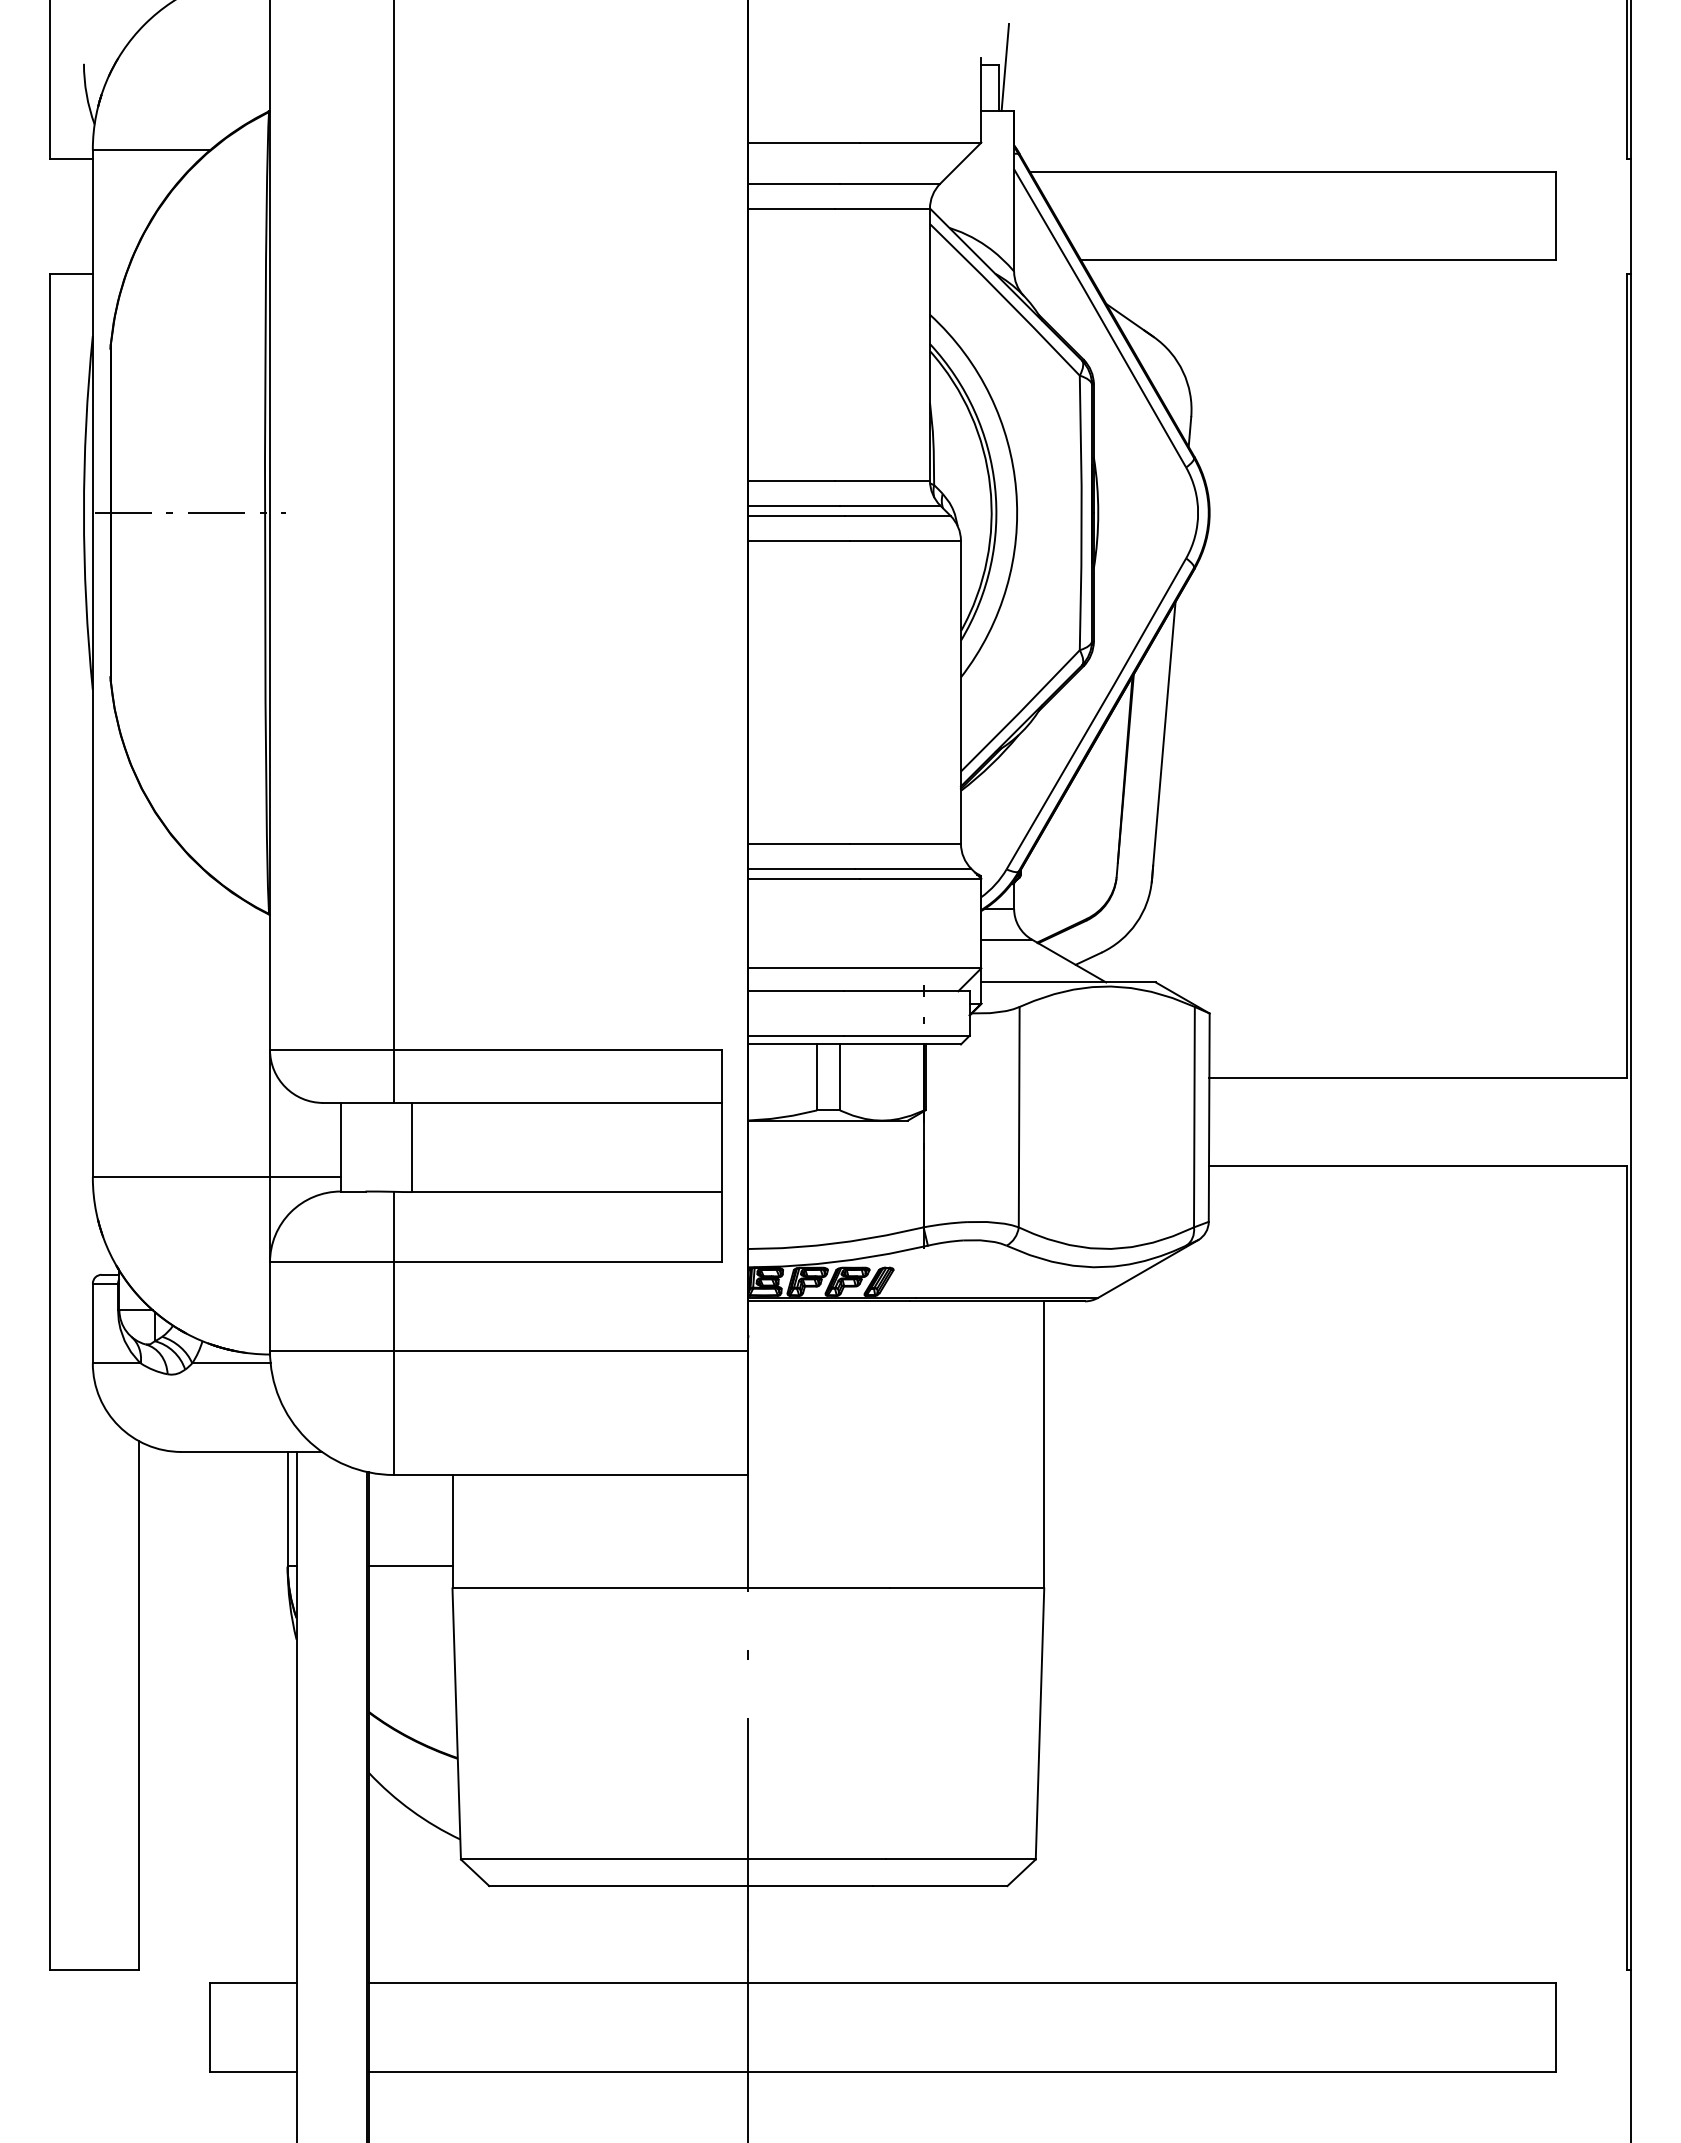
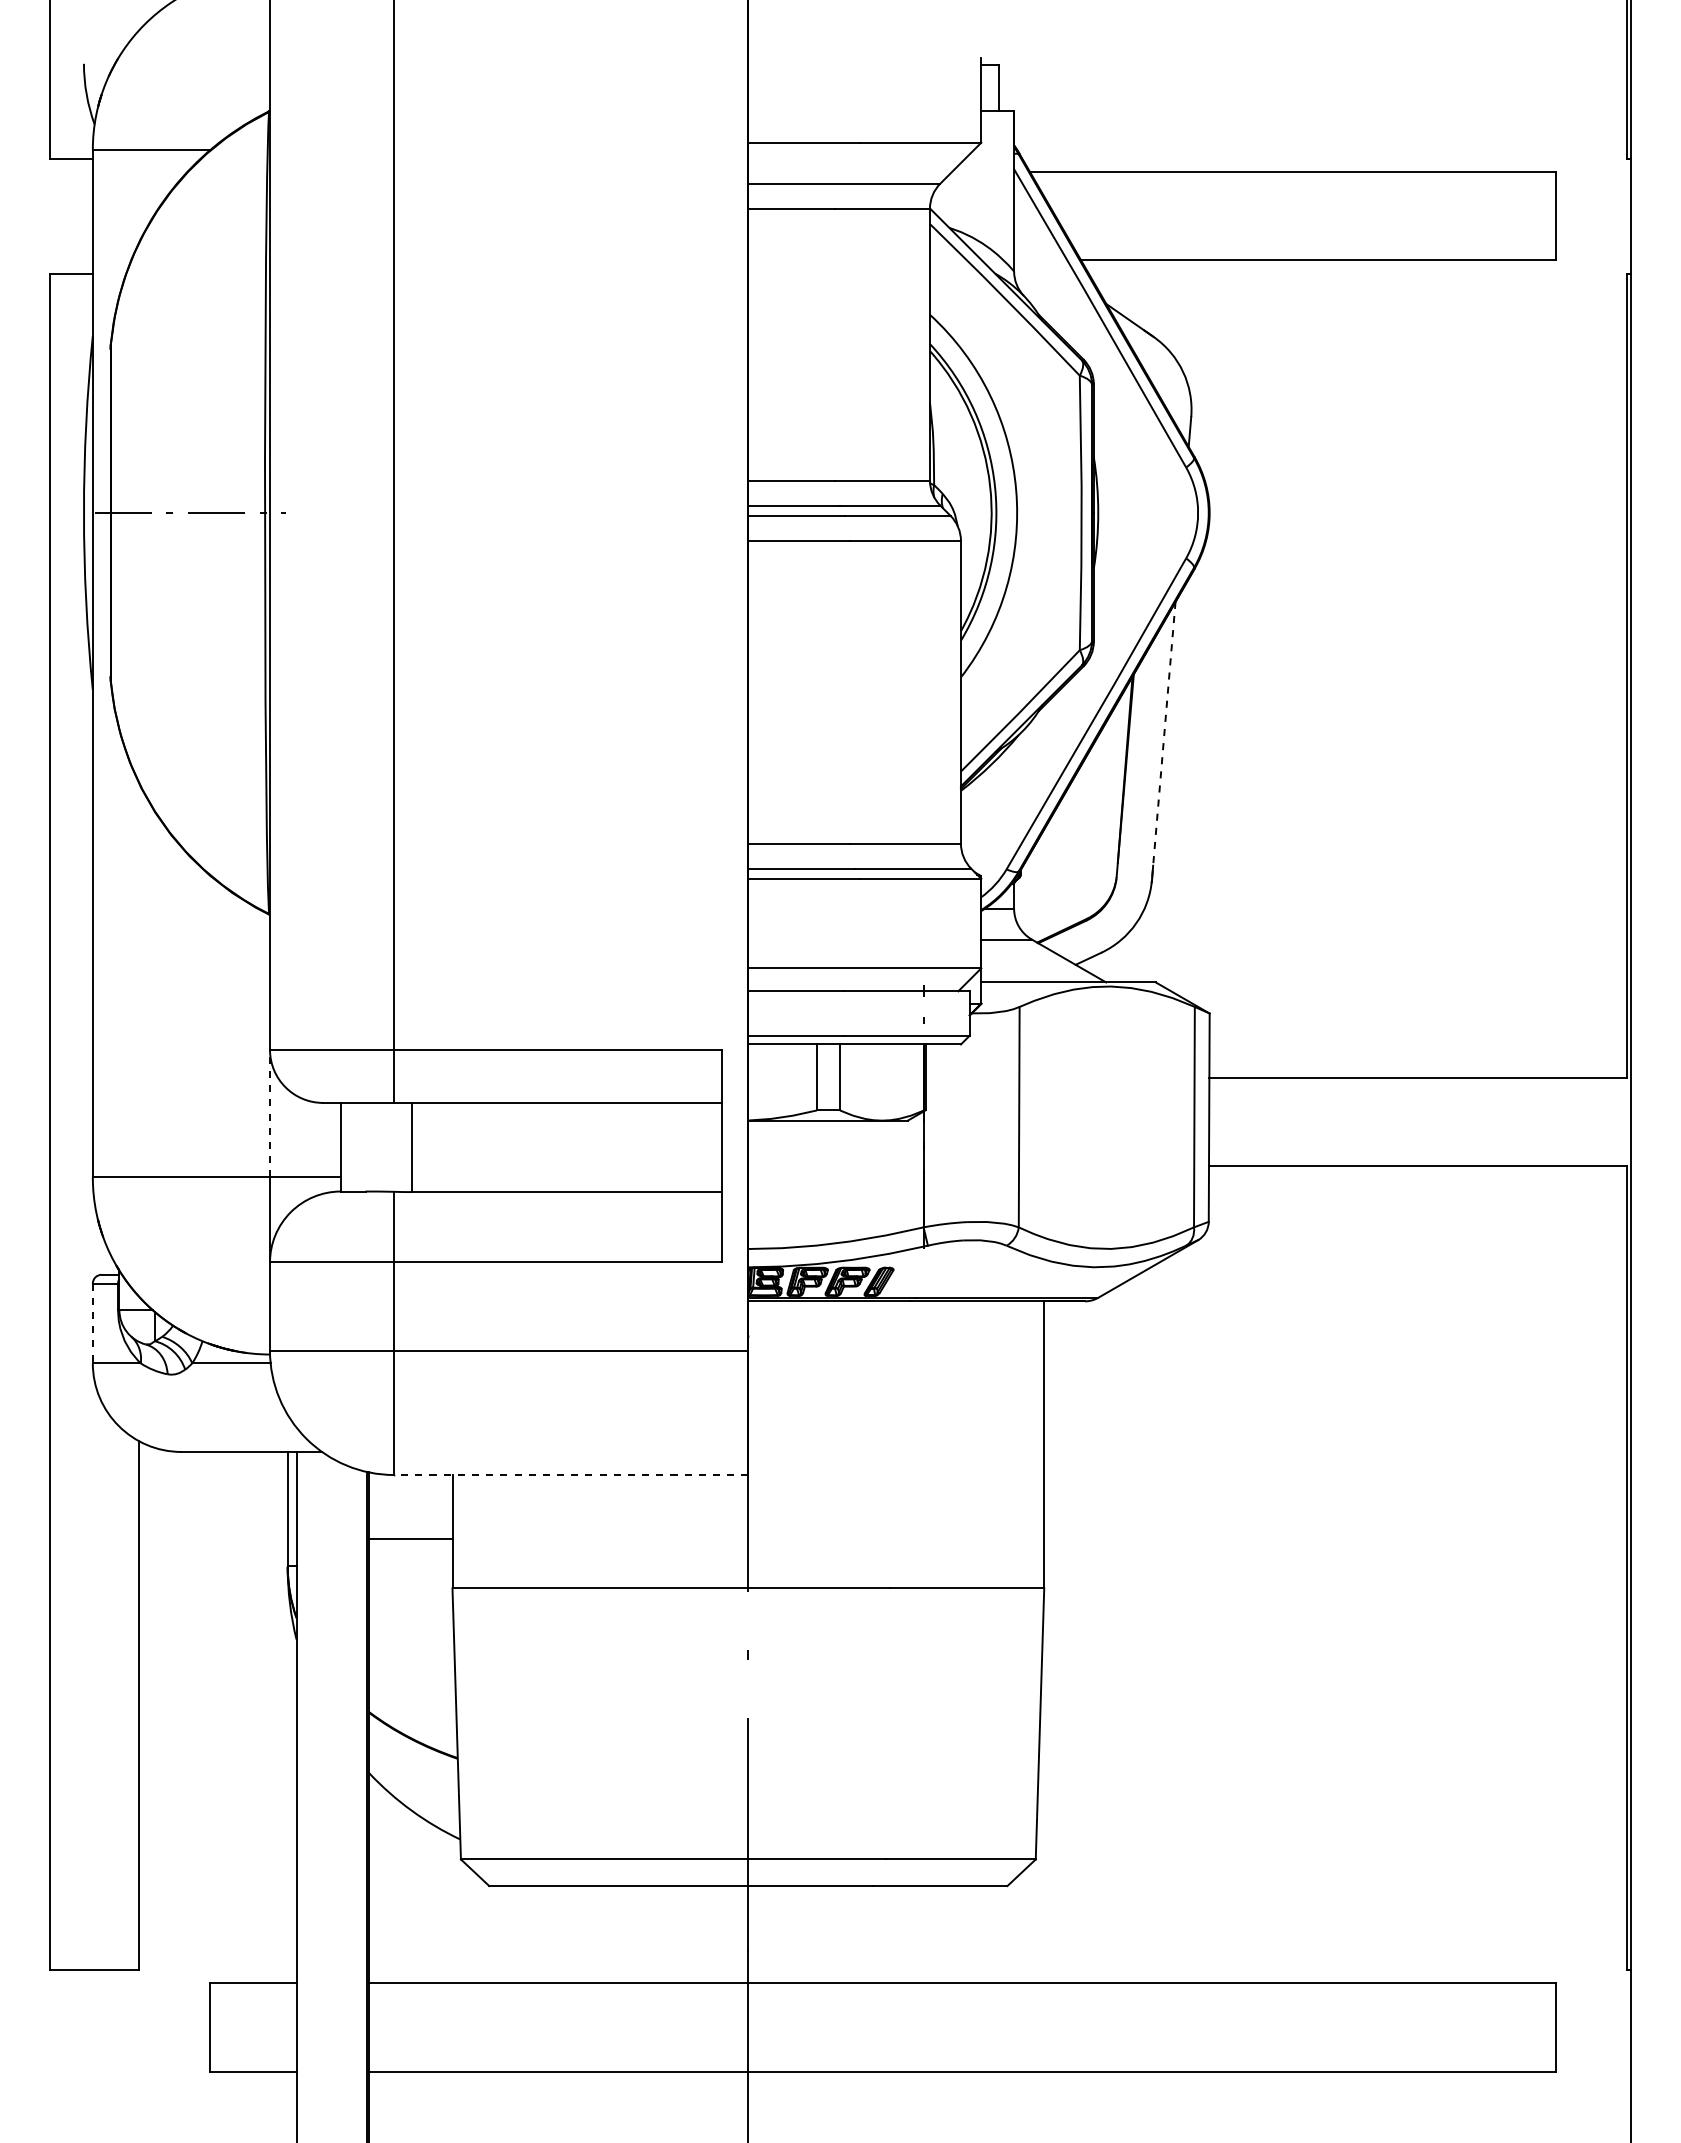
line: present -> none (1005, 66)
line: solid -> dashed (1163, 740)
line: solid -> dashed (270, 1113)
line: solid -> dashed (92, 1323)
line: solid -> dashed (570, 1475)
line position: (410, 1566) -> (410, 1539) (410, 1539)
